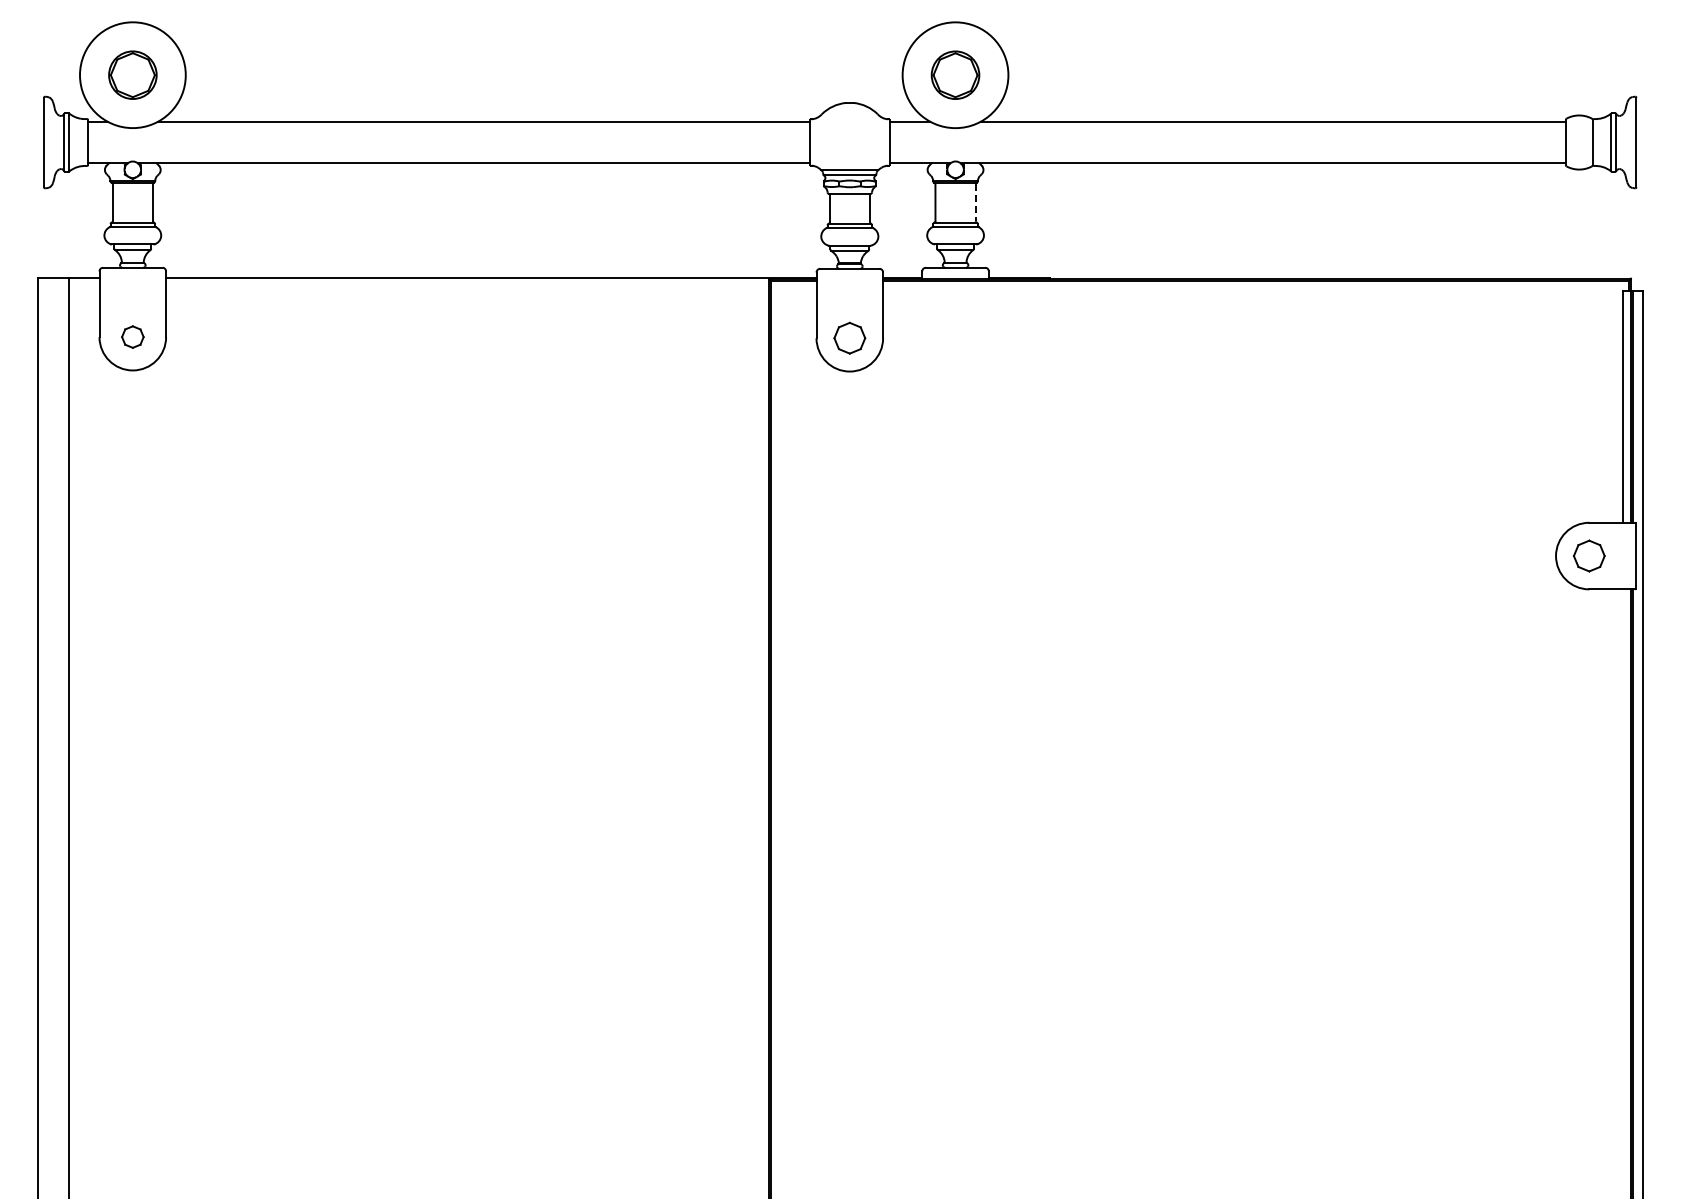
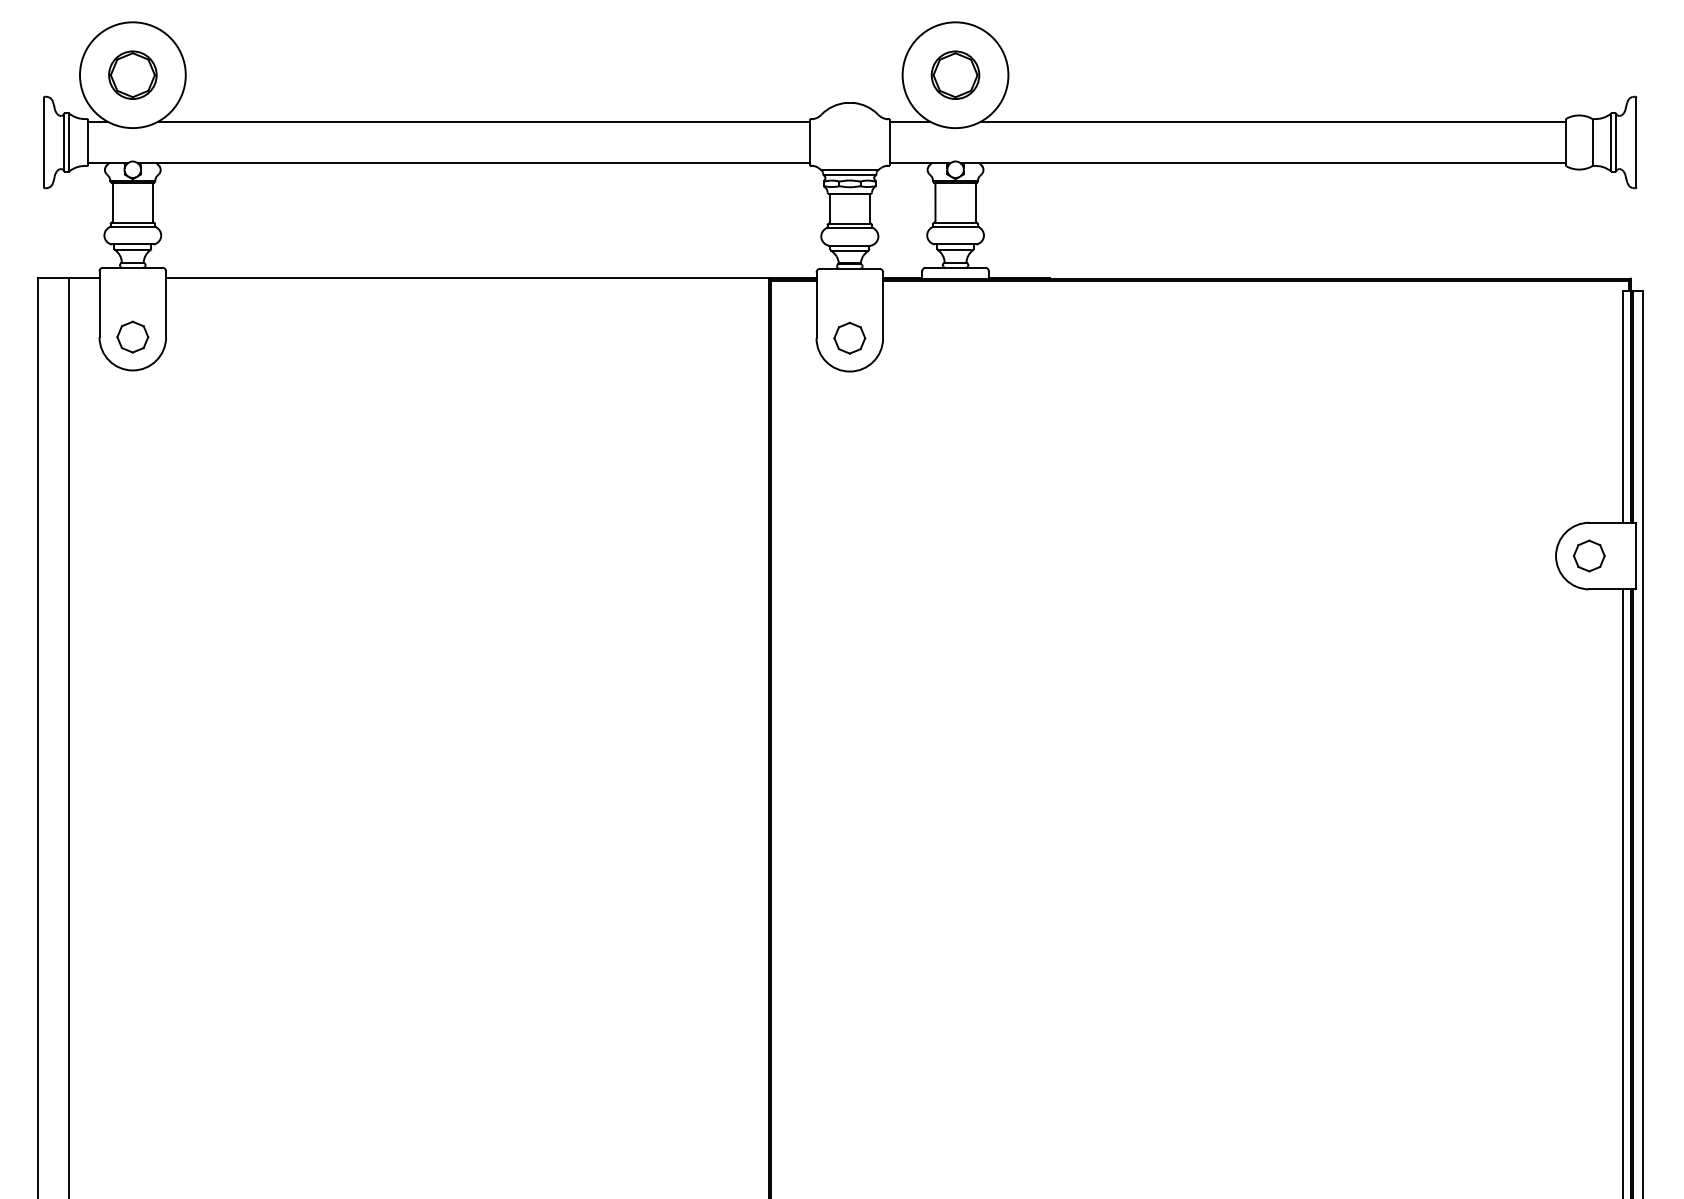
line: dashed -> solid (975, 202)
part size: 24x24 px -> 34x34 px (132, 336)
line: none -> present (1623, 892)
